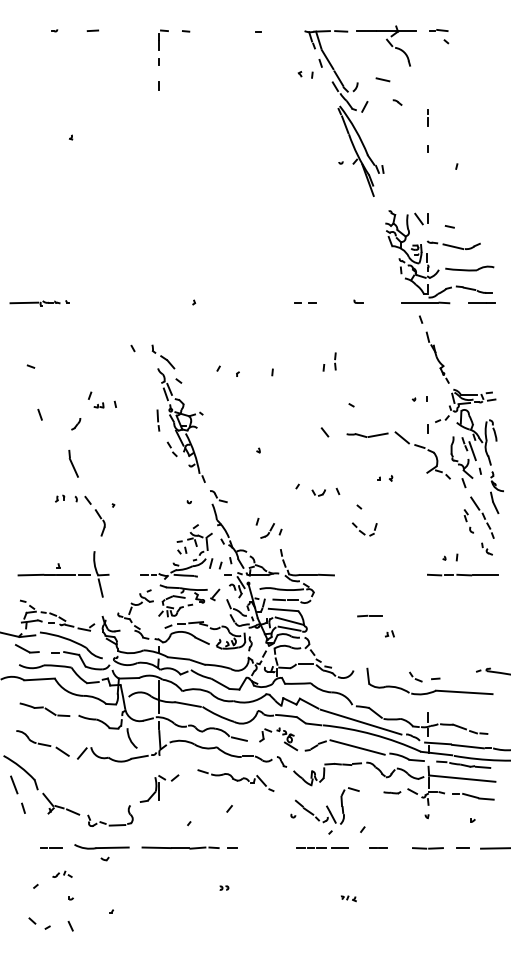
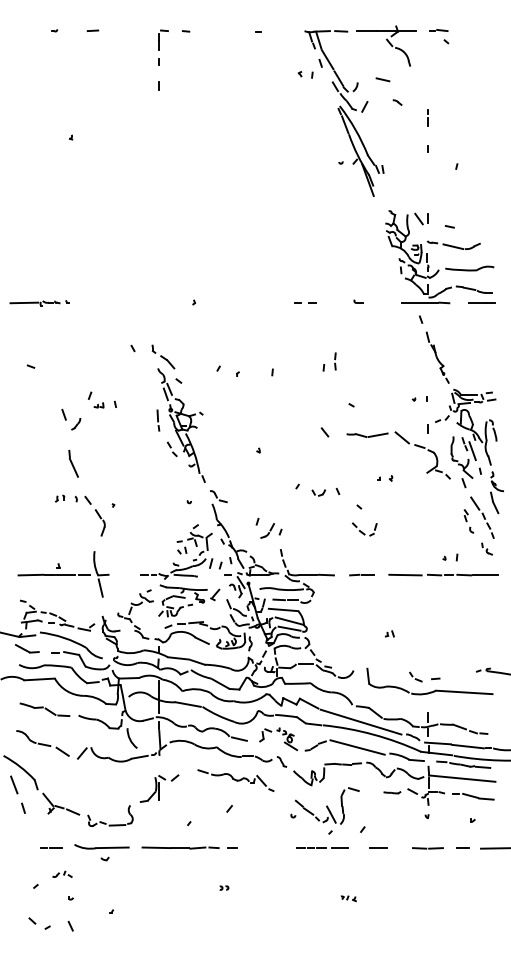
line position: (39, 414) -> (63, 414) (63, 414)
line: none -> present (405, 574)
part position: (369, 615) -> (361, 574) (361, 574)
